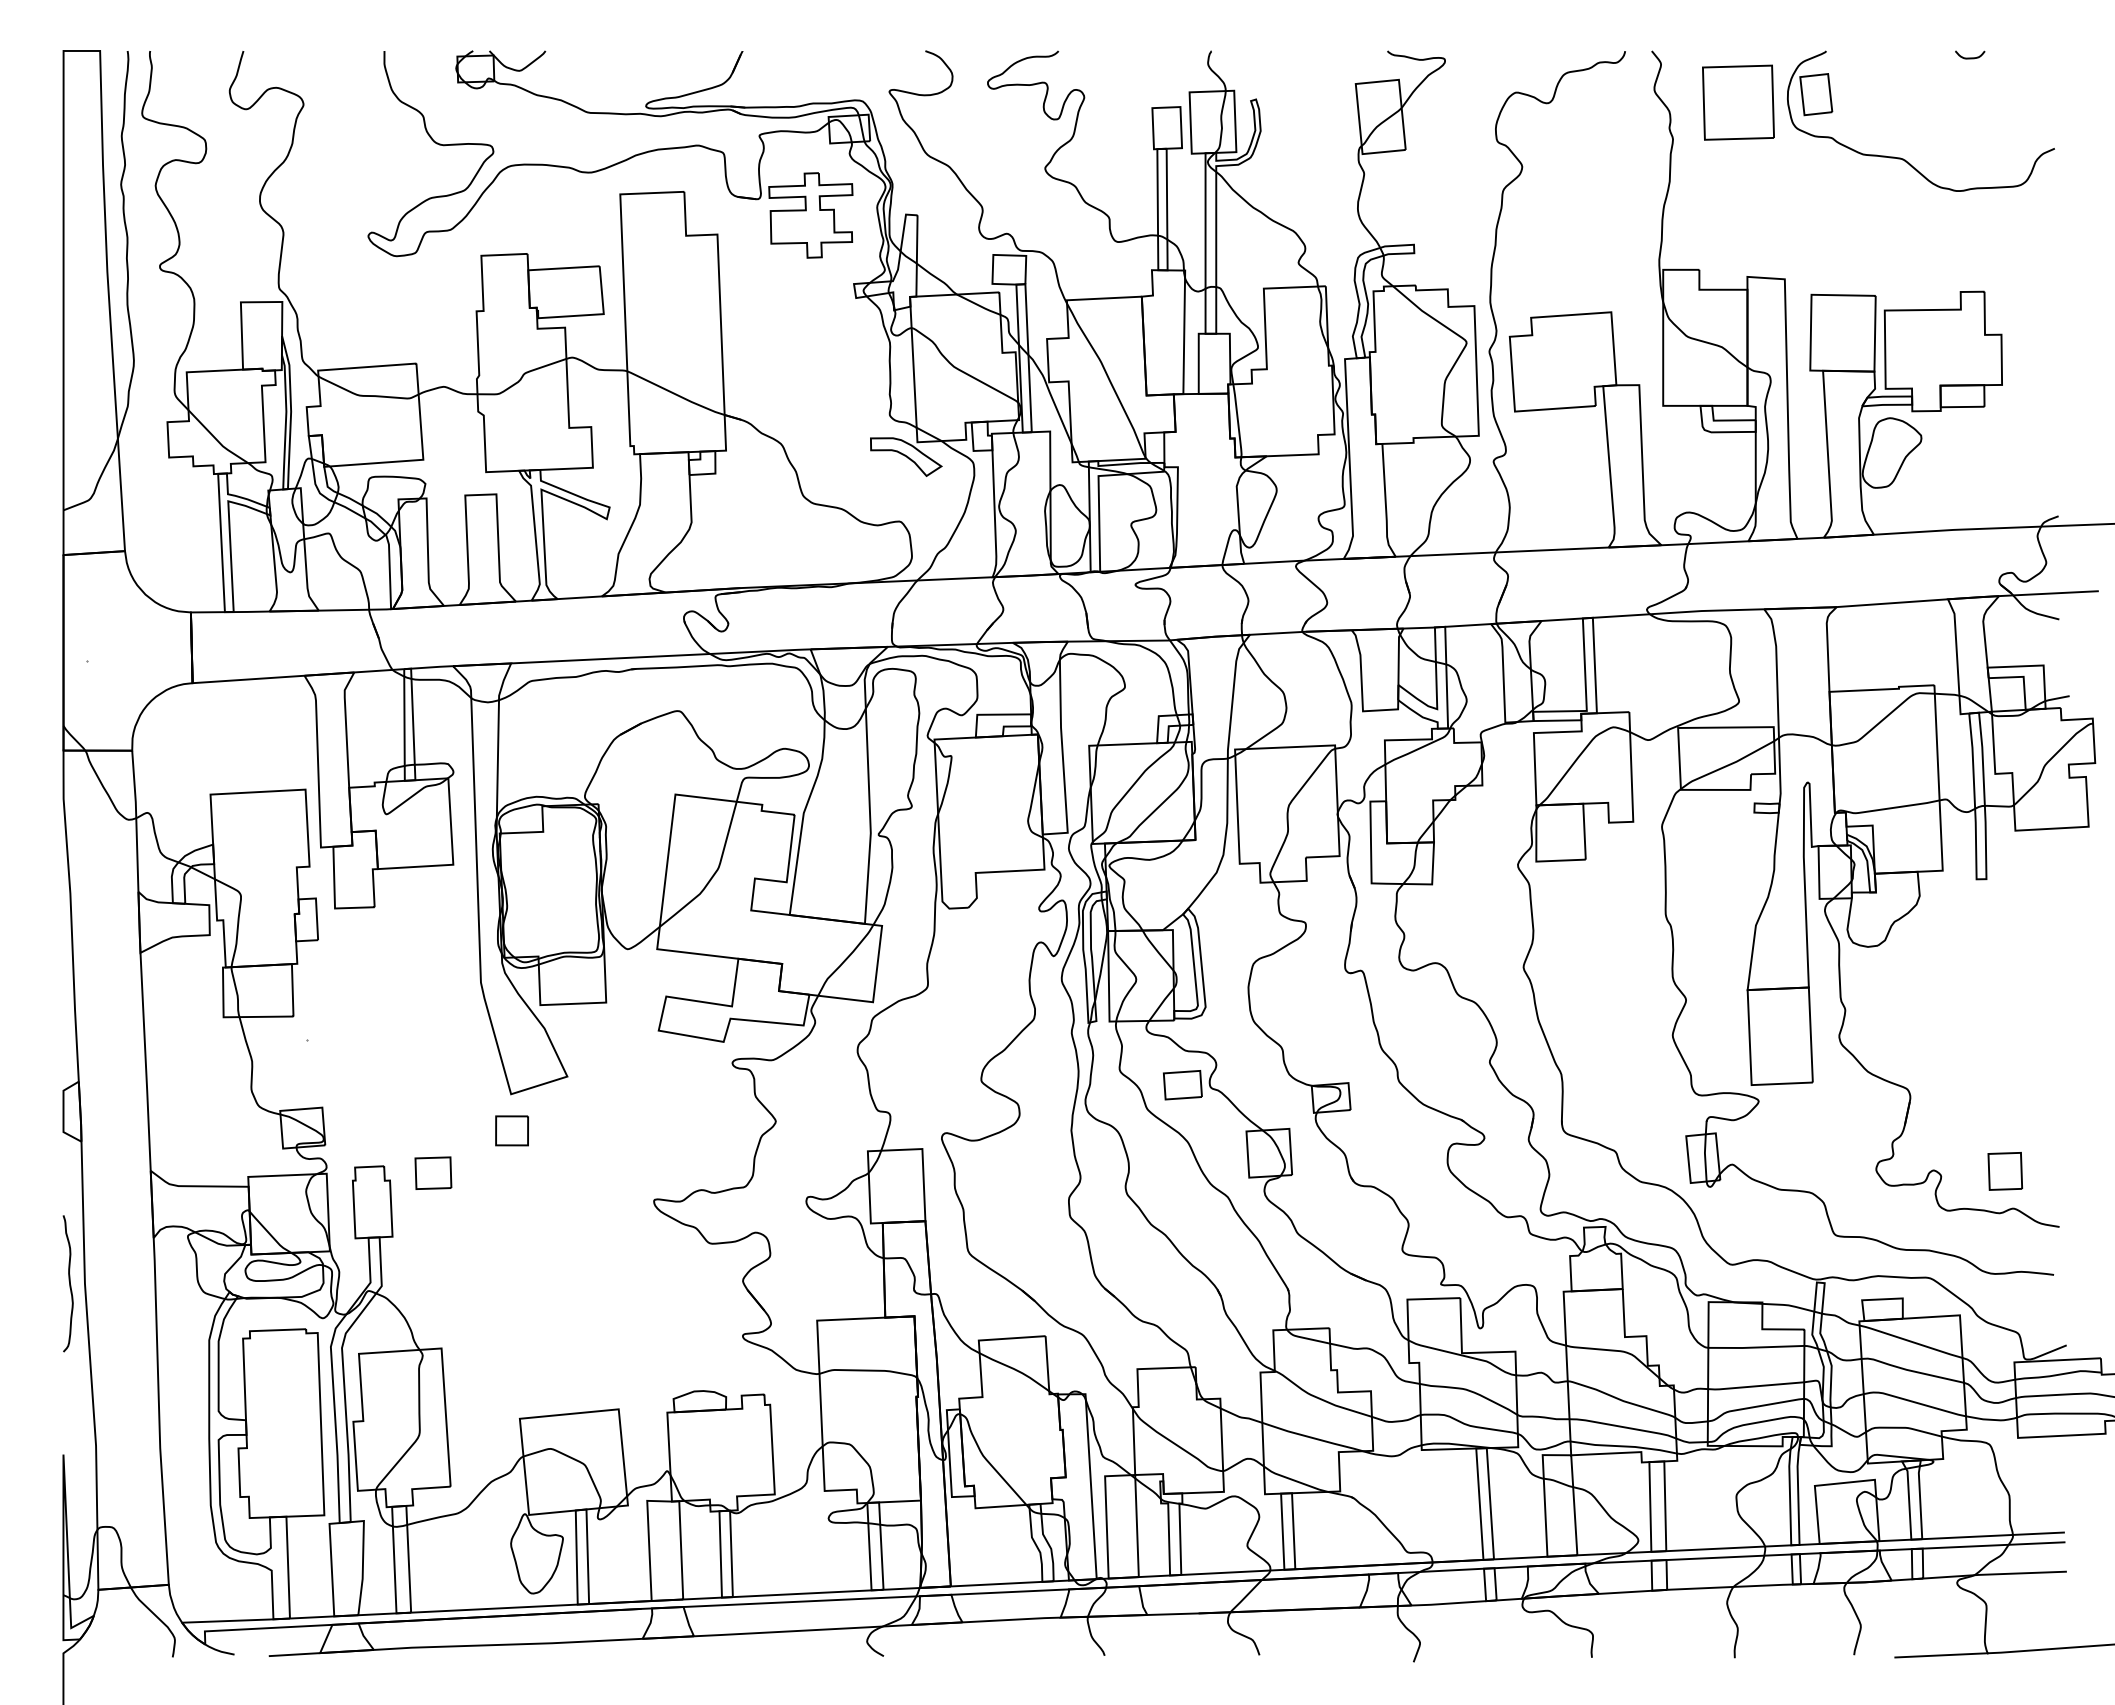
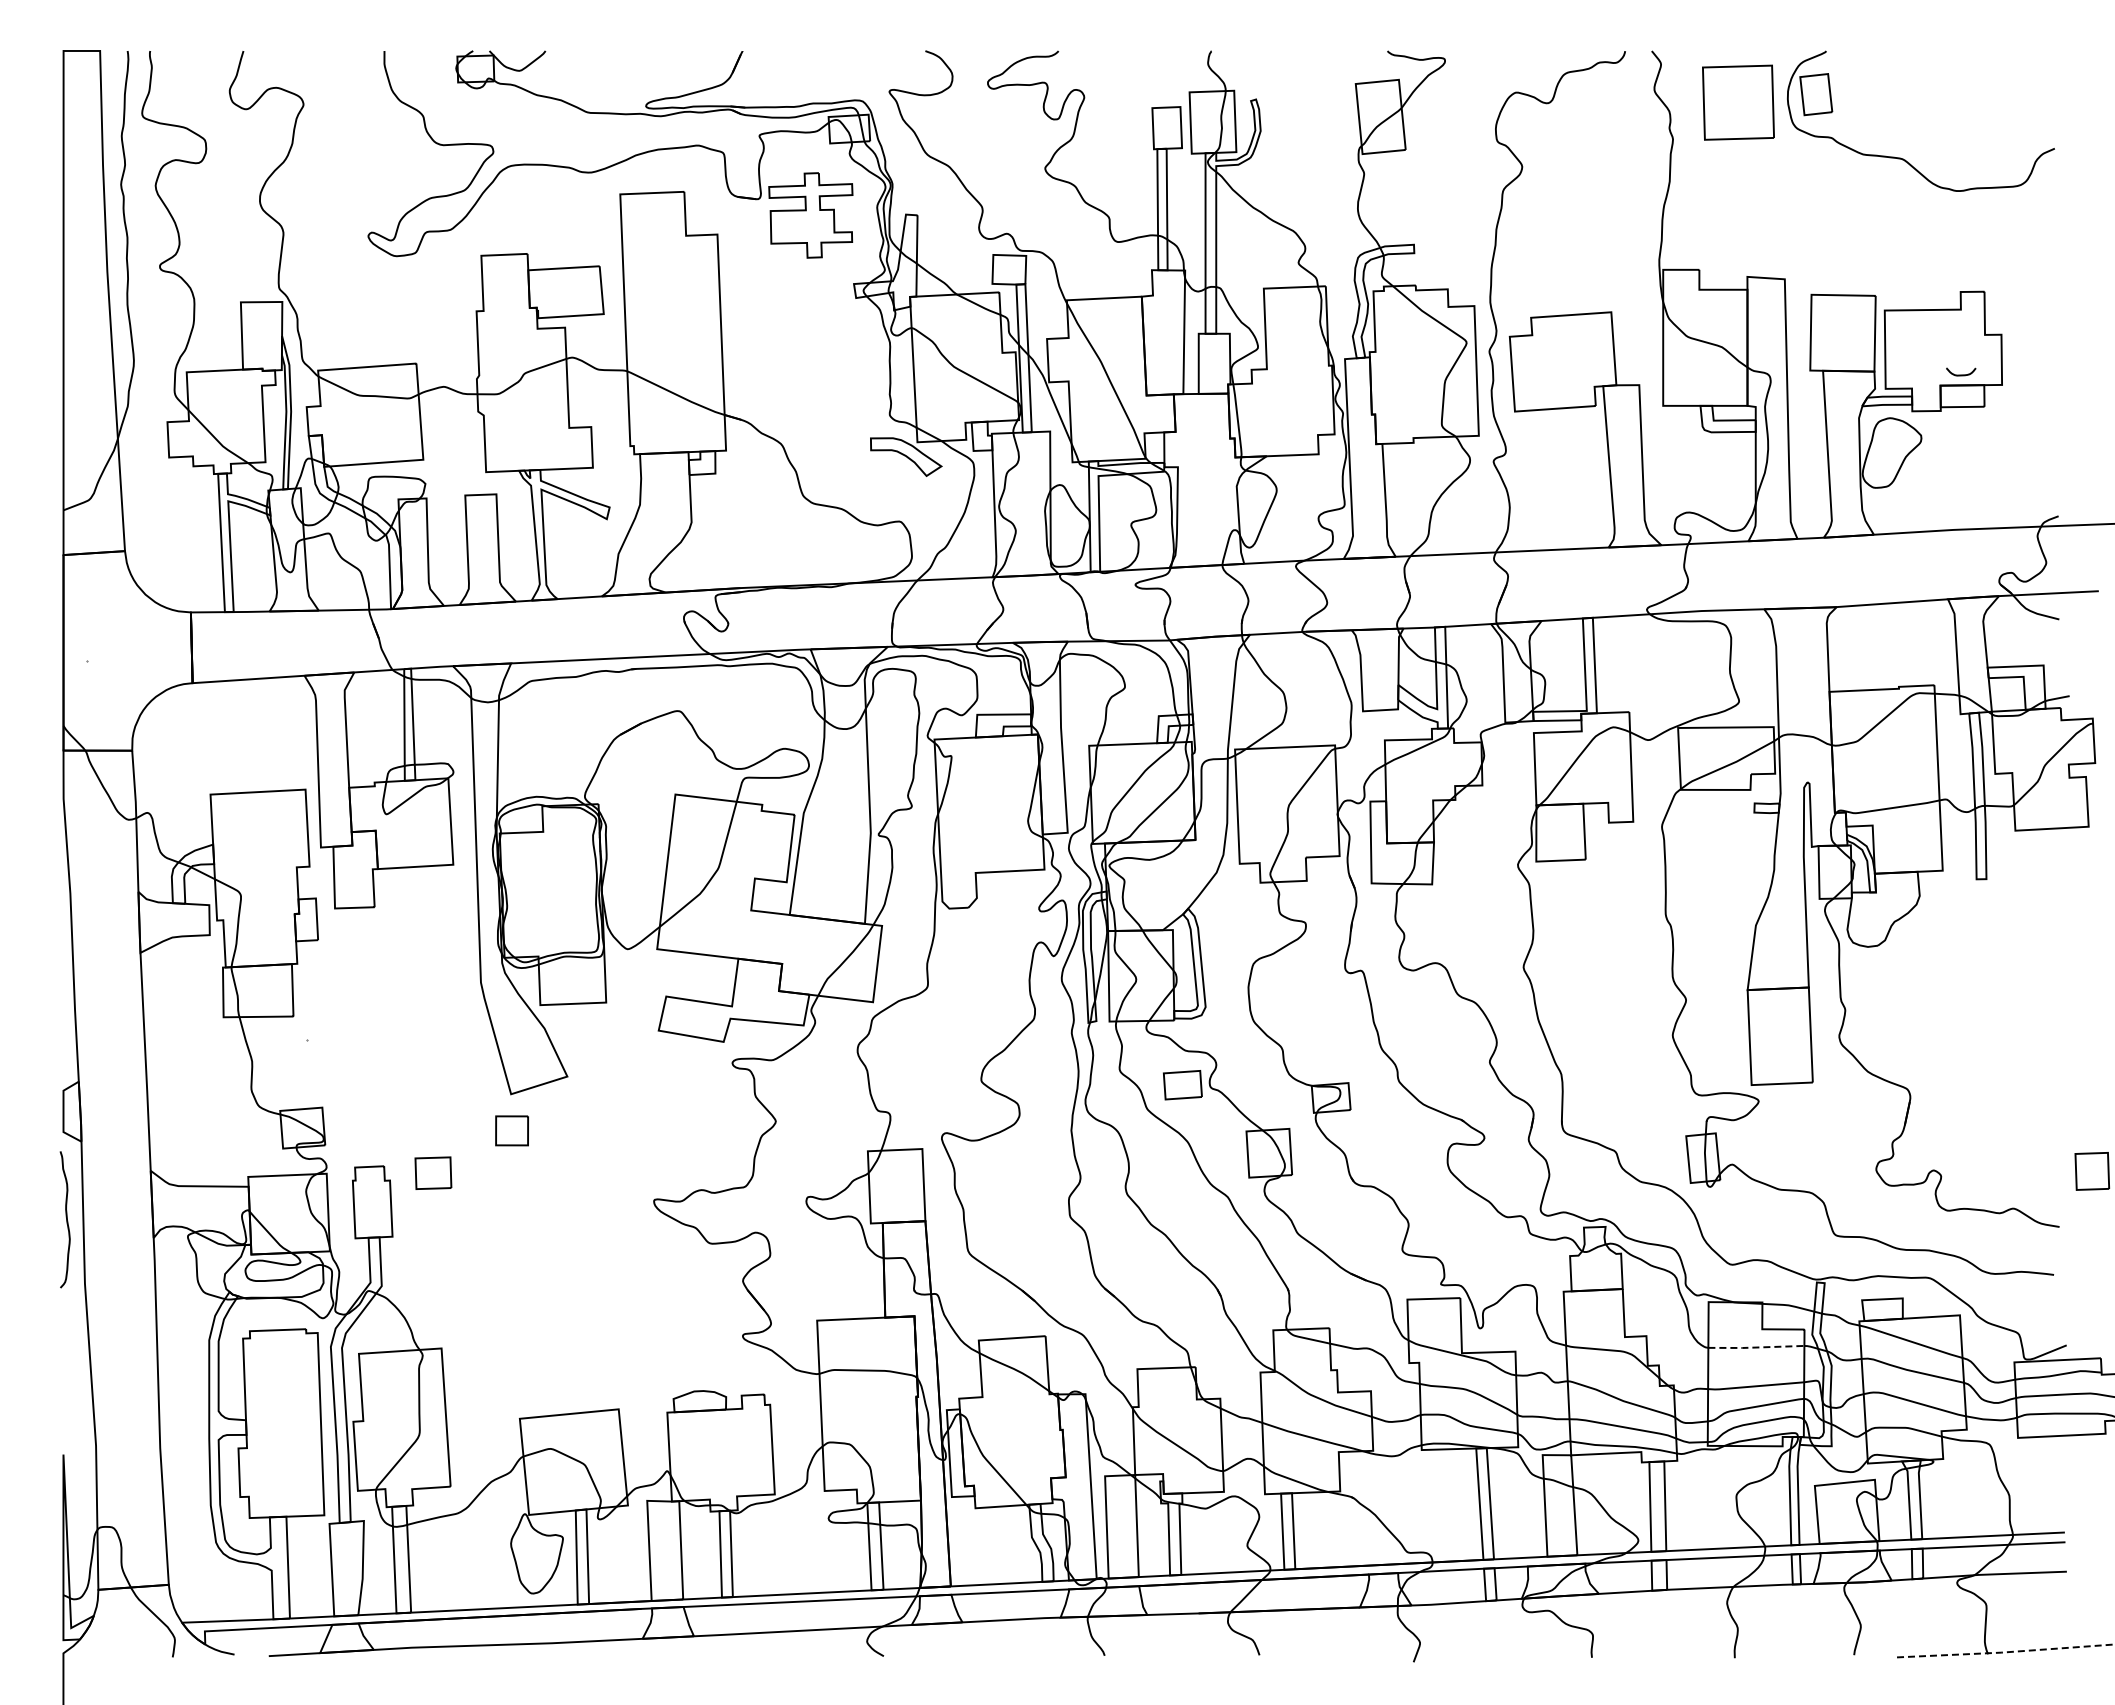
curve position: (1970, 57) -> (1961, 374) (1961, 374)
part position: (2005, 1171) -> (2092, 1171) (2092, 1171)
curve position: (69, 1283) -> (66, 1219) (66, 1219)
line: solid -> dashed (1755, 1347)
line: solid -> dashed (2004, 1652)
